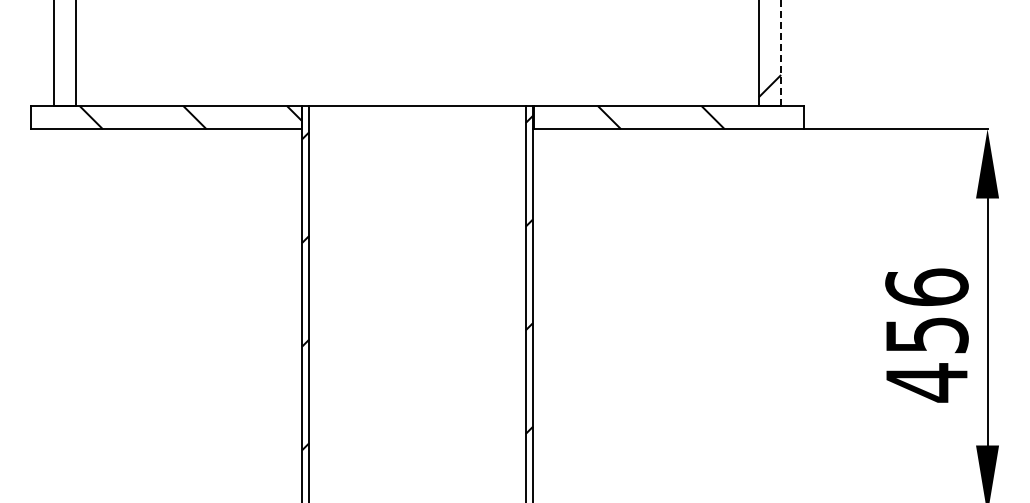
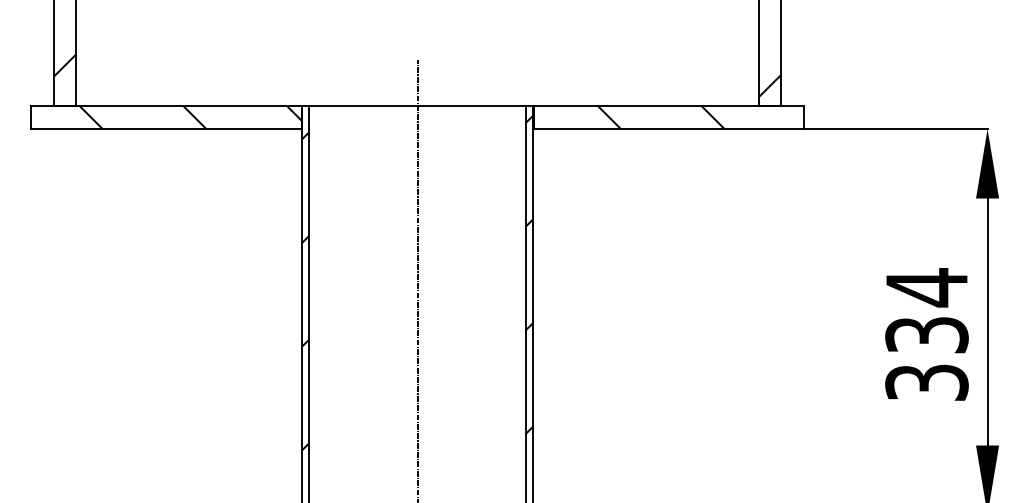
line: dashed -> solid (781, 53)
hatch: none -> present (64, 65)
line: none -> present (417, 279)
text: 456 -> 334 (926, 335)
